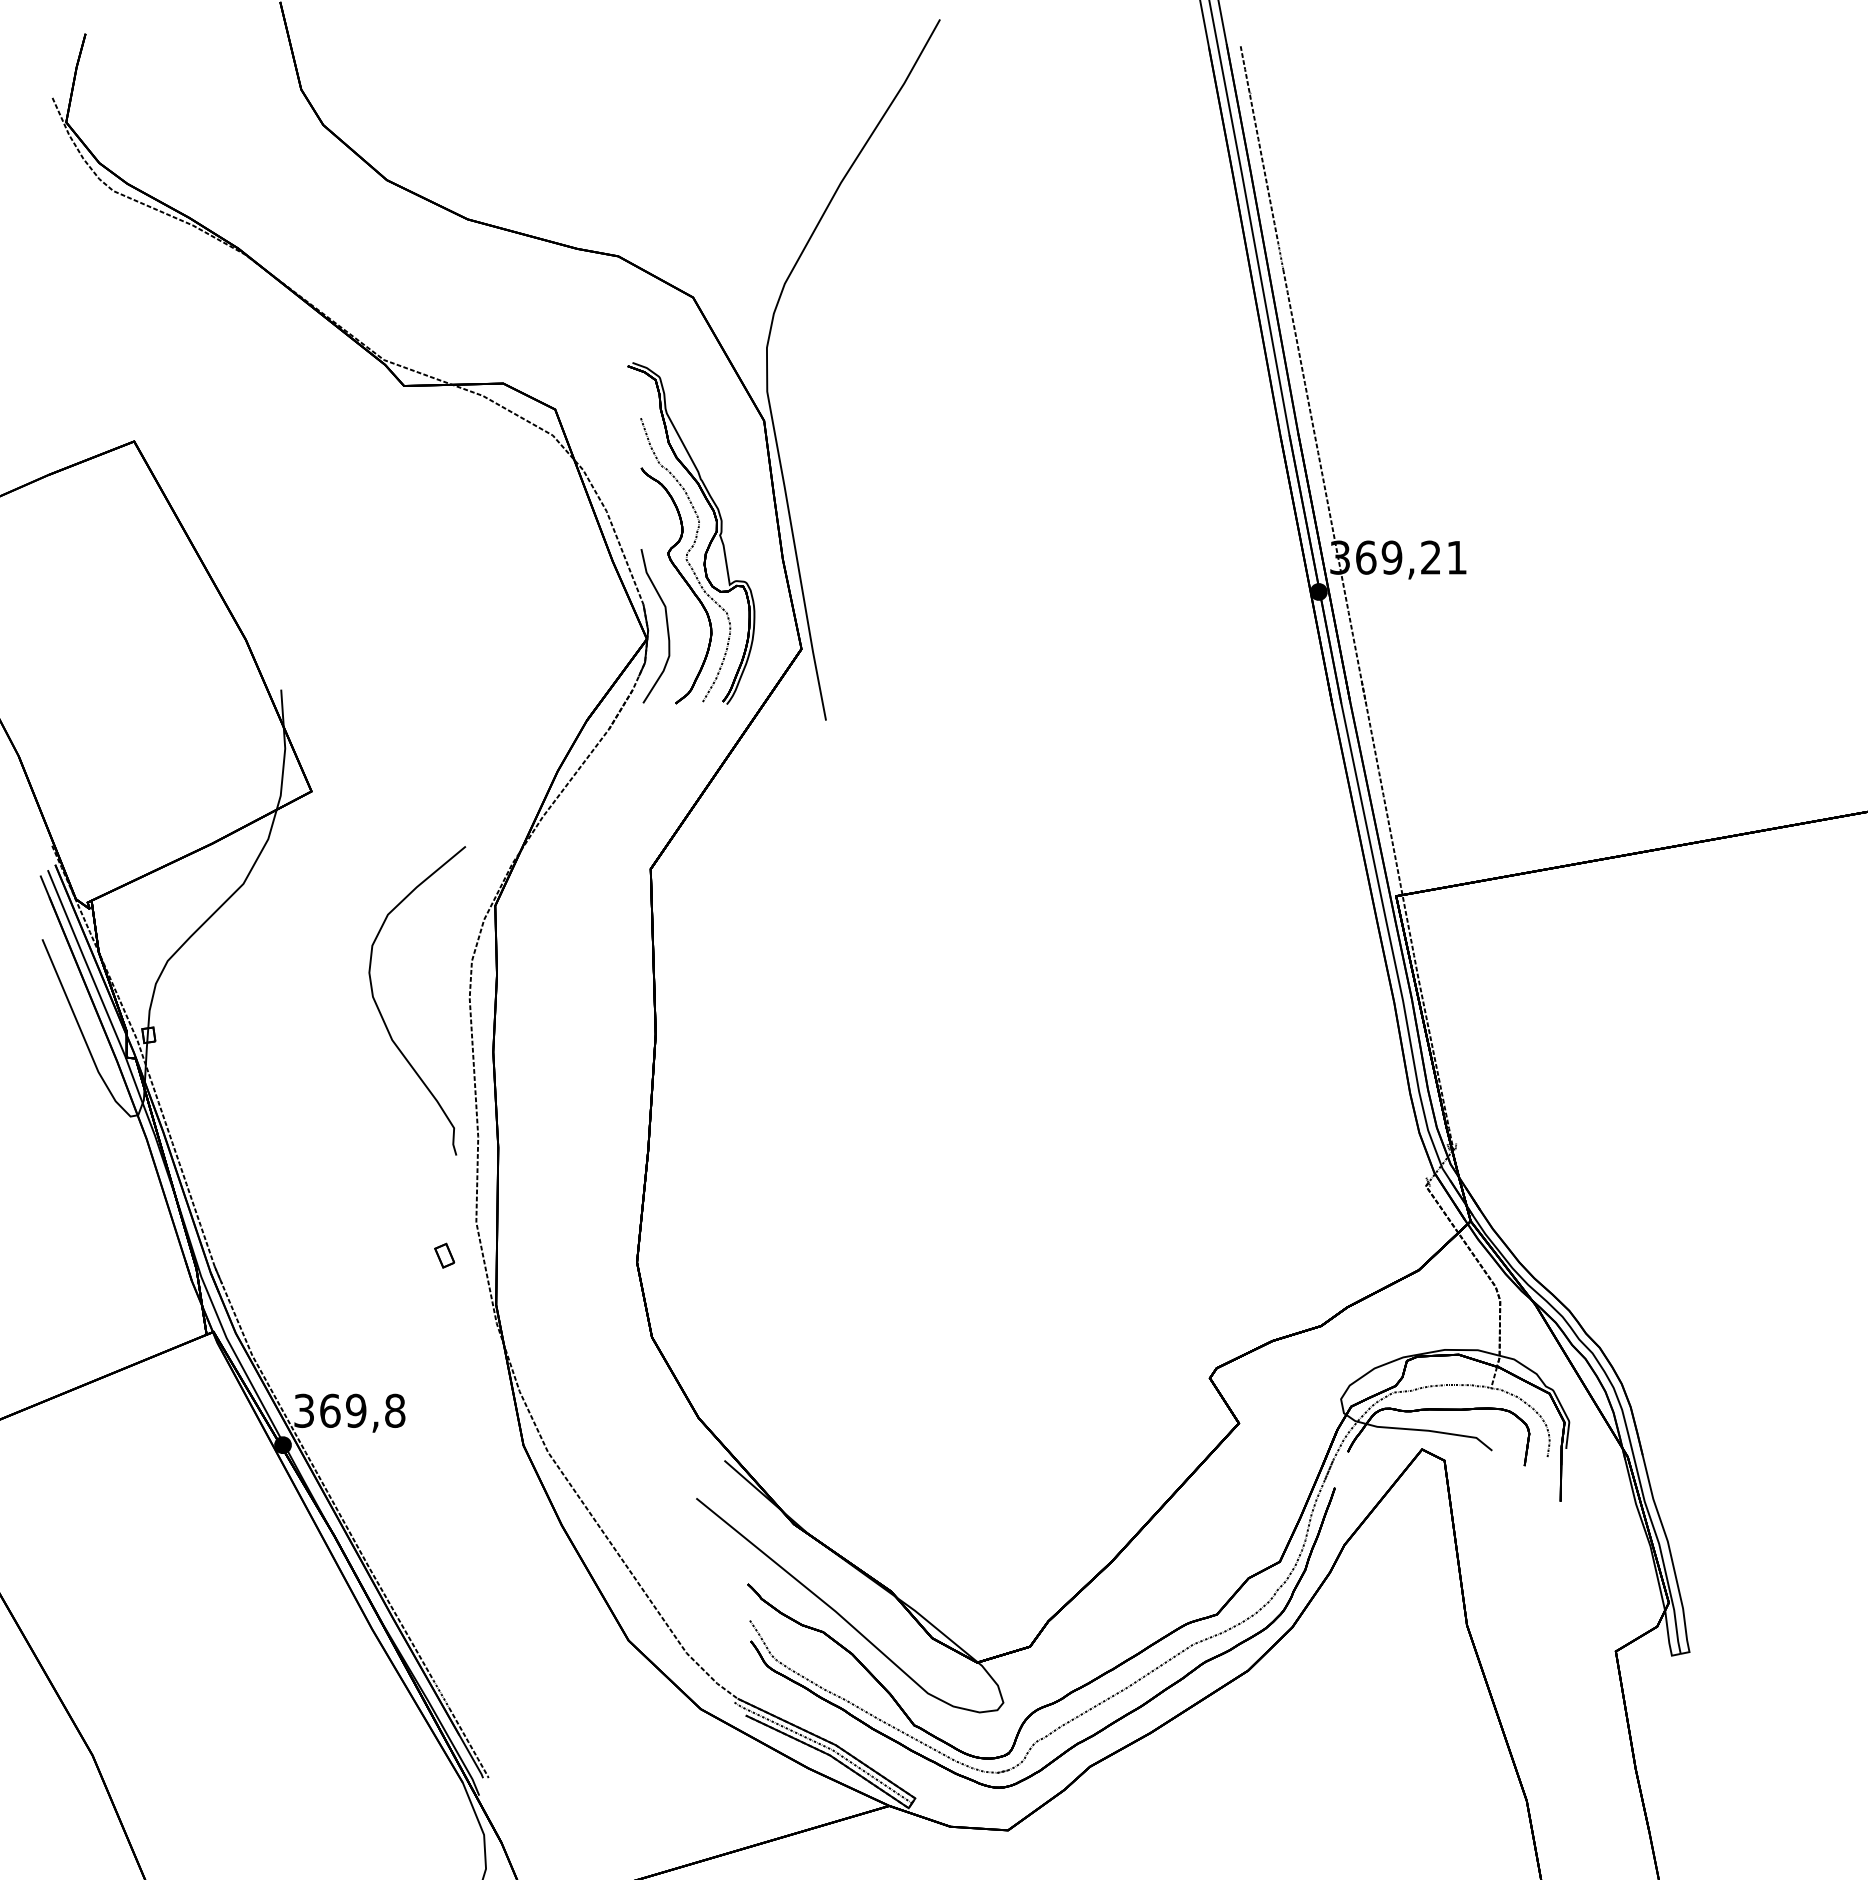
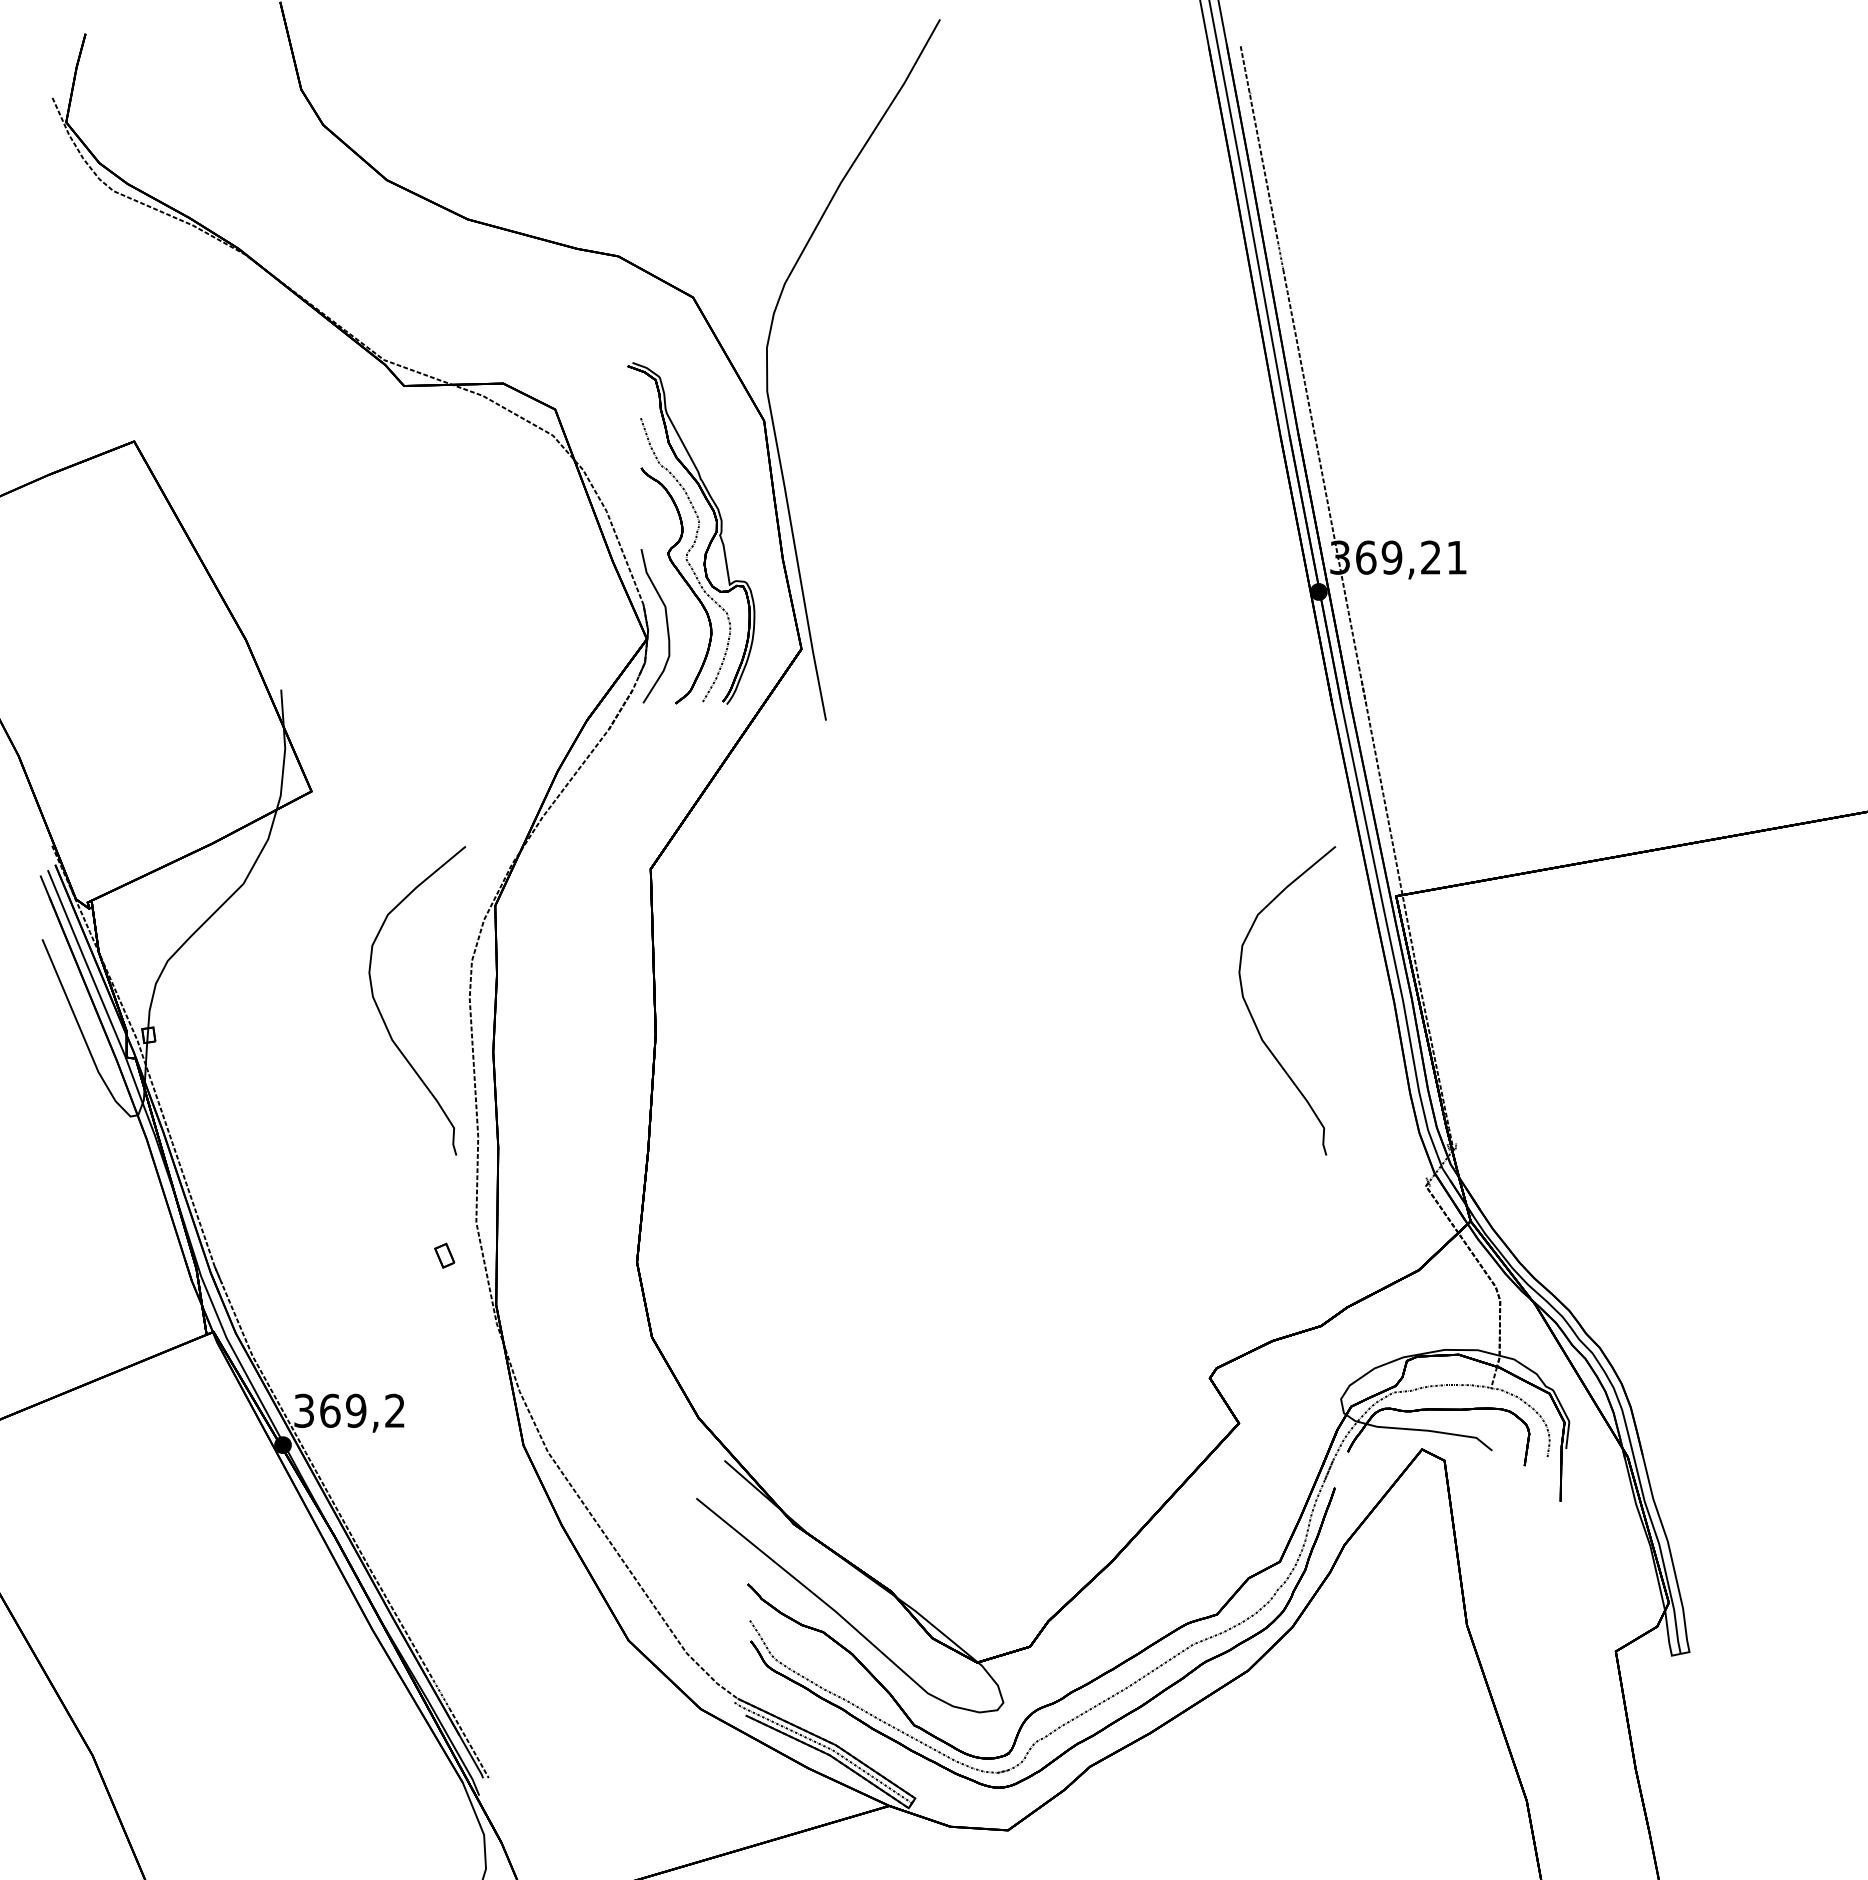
curve: none -> present (1253, 1017)
text: 369,8 -> 369,2 (395, 1410)
